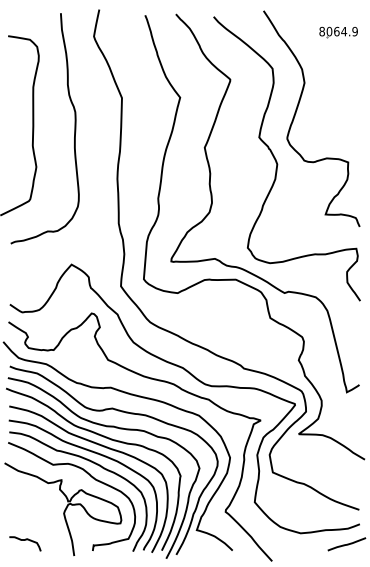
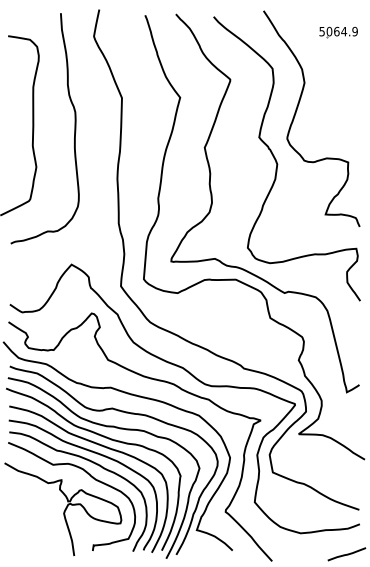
text: 8064.9 -> 5064.9 (321, 31)
curve: present -> none (25, 540)
line position: (346, 544) -> (346, 554) (346, 554)
